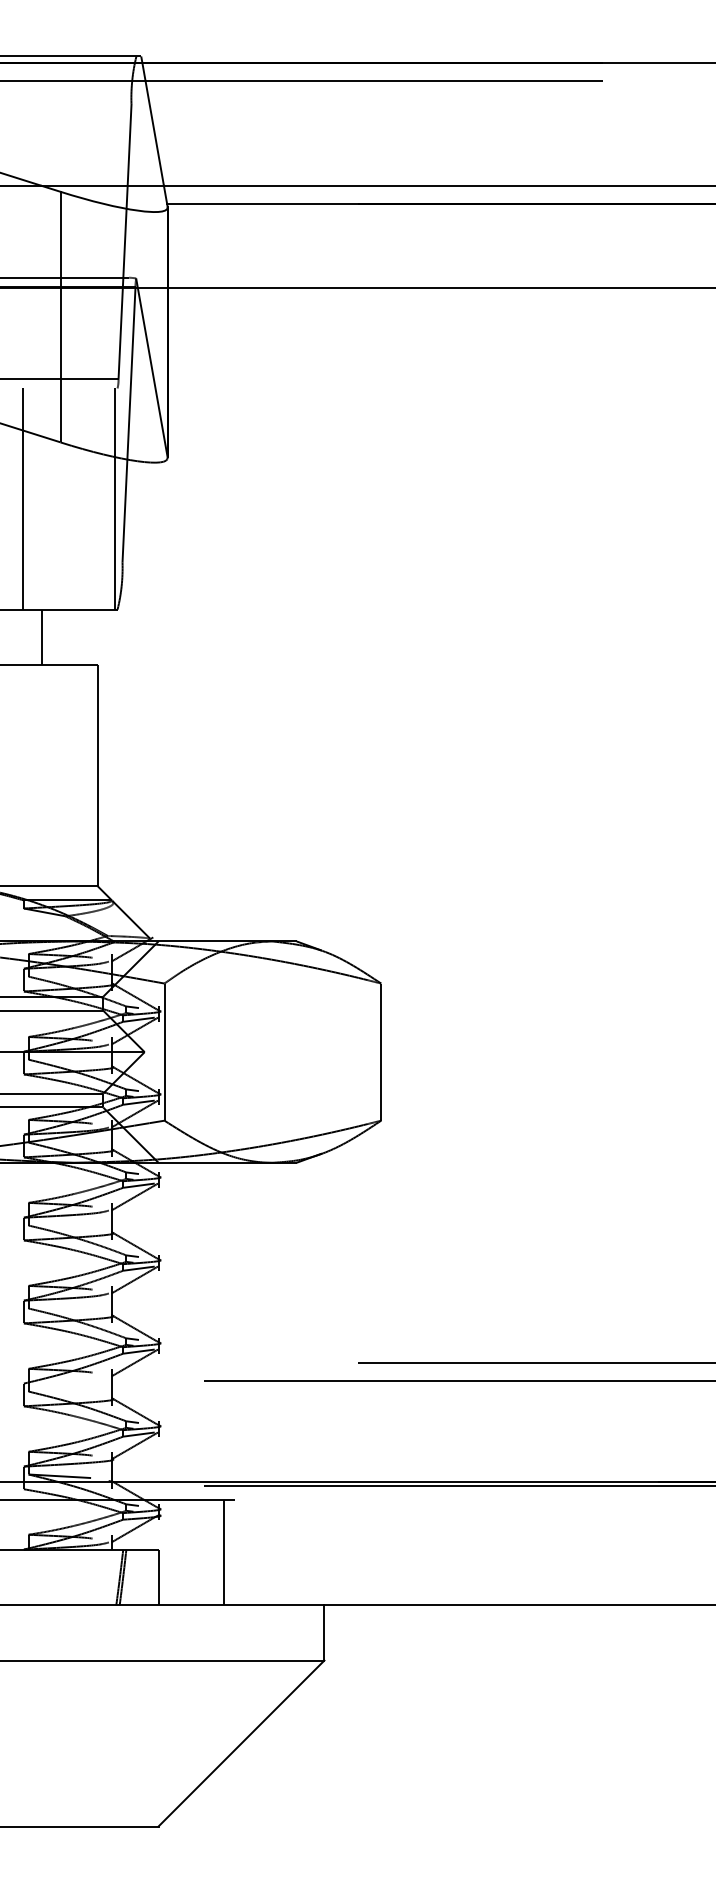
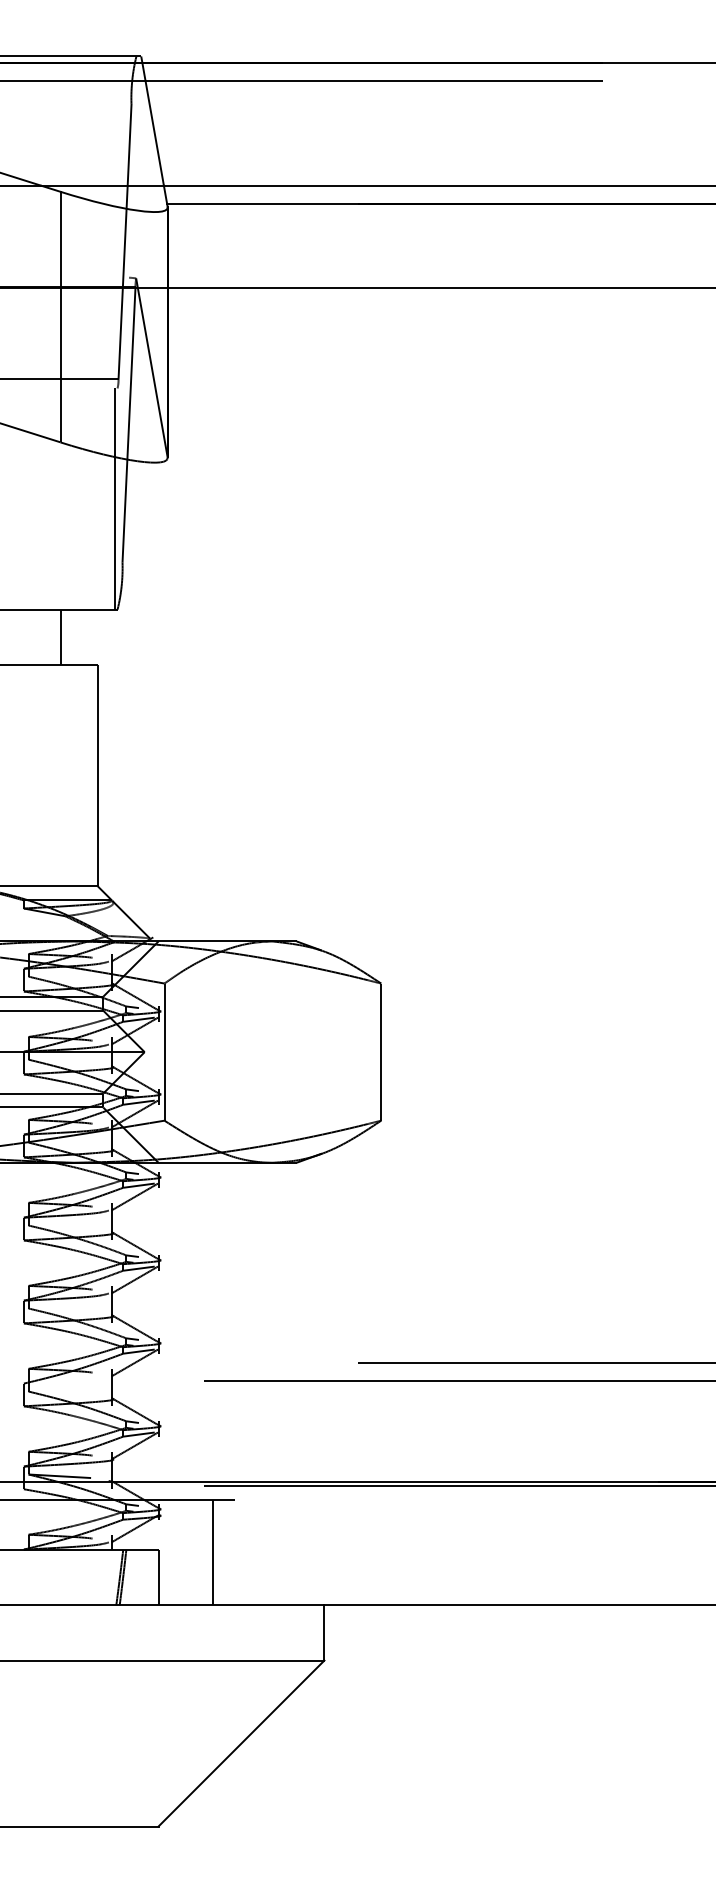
line: present -> none (65, 277)
line: present -> none (23, 498)
line position: (42, 636) -> (61, 636) (61, 636)
line position: (224, 1552) -> (213, 1552) (213, 1552)
